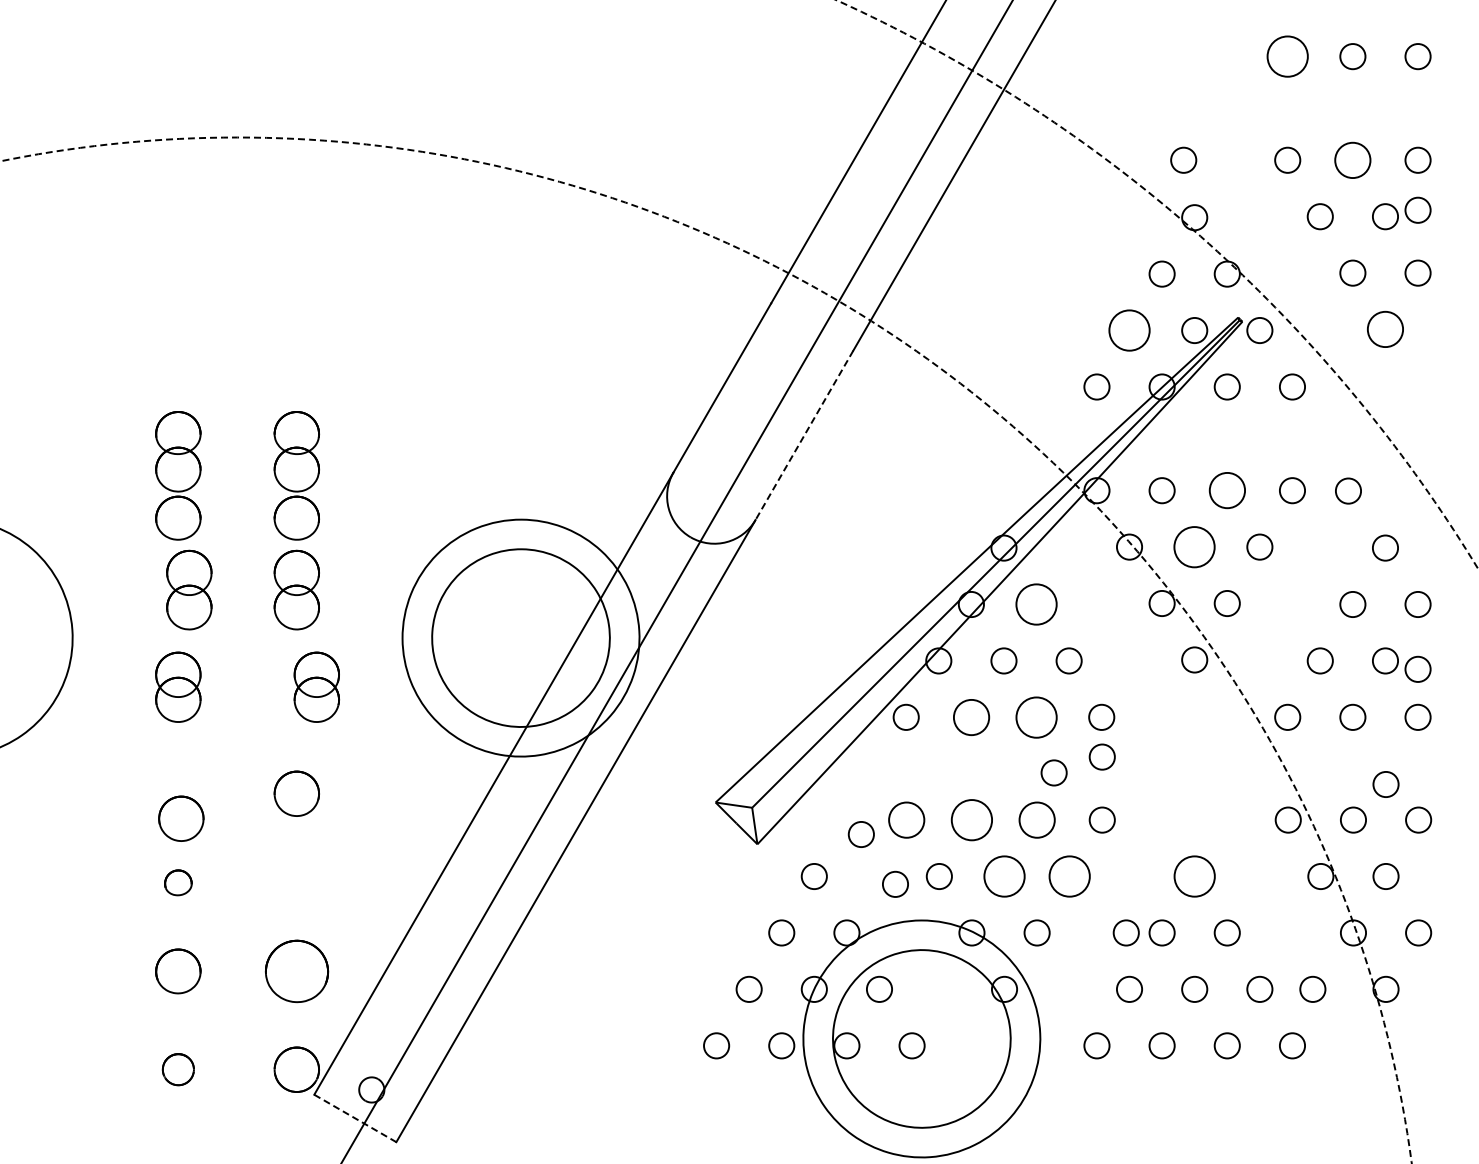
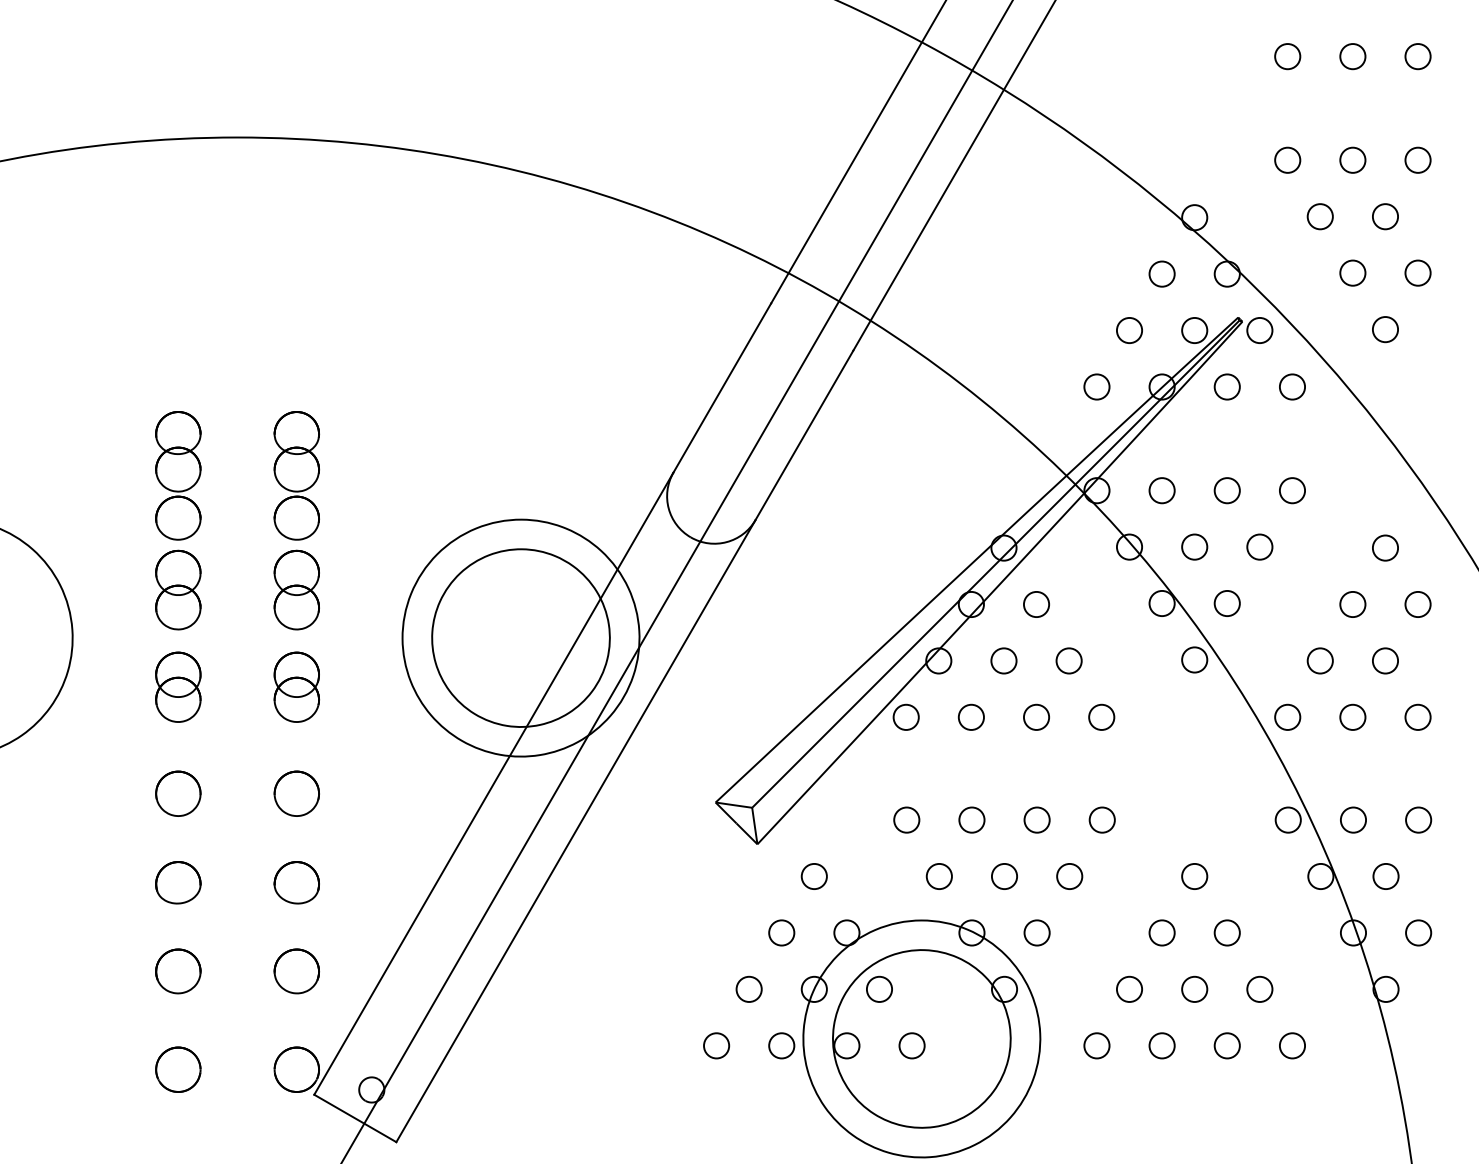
circle diameter: 40 px -> 25 px (1287, 56)
circle: present -> none (1183, 159)
circle size: 38x38 px -> 28x28 px (1352, 159)
circle: present -> none (1417, 209)
arc: dashed -> solid (1199, 235)
circle size: 37x38 px -> 27x28 px (1385, 329)
circle diameter: 40 px -> 25 px (1129, 330)
arc: dashed -> solid (925, 357)
line: dashed -> solid (804, 435)
circle size: 38x38 px -> 28x28 px (1226, 490)
circle: present -> none (1348, 490)
circle size: 43x43 px -> 28x28 px (1194, 546)
part position: (189, 589) -> (178, 589) (178, 589)
circle diameter: 40 px -> 25 px (1036, 604)
circle: present -> none (1417, 668)
part position: (316, 686) -> (296, 686) (296, 686)
circle size: 38x37 px -> 28x28 px (970, 716)
circle size: 43x43 px -> 27x28 px (1036, 716)
circle: present -> none (1101, 756)
circle: present -> none (1053, 772)
circle: present -> none (1385, 784)
part position: (181, 818) -> (178, 793) (178, 793)
circle size: 38x38 px -> 28x28 px (906, 819)
circle size: 38x38 px -> 28x28 px (1036, 819)
circle size: 43x43 px -> 28x28 px (971, 819)
circle: present -> none (860, 834)
circle diameter: 40 px -> 25 px (1004, 876)
circle diameter: 40 px -> 25 px (1069, 876)
circle diameter: 40 px -> 25 px (1194, 876)
part size: 29x28 px -> 47x44 px (178, 882)
part: none -> present (296, 882)
circle: present -> none (895, 883)
circle: present -> none (1125, 932)
part size: 66x65 px -> 47x47 px (296, 971)
circle: present -> none (1312, 988)
part size: 34x34 px -> 47x47 px (178, 1069)
line: dashed -> solid (355, 1118)
